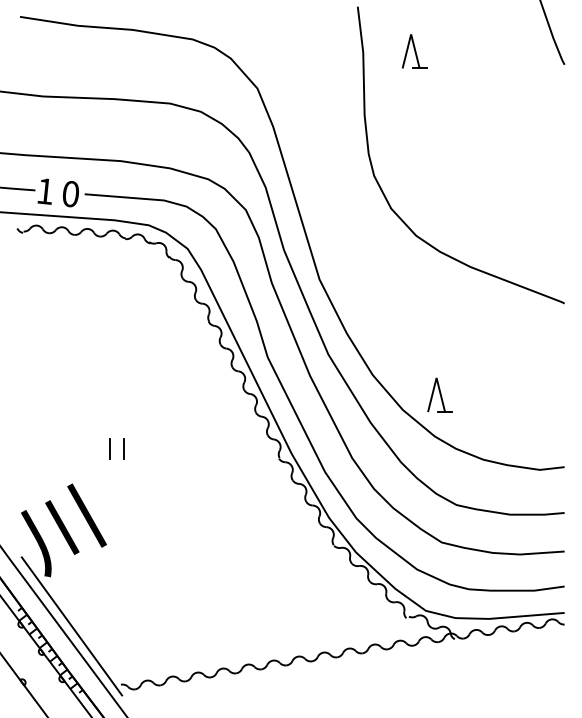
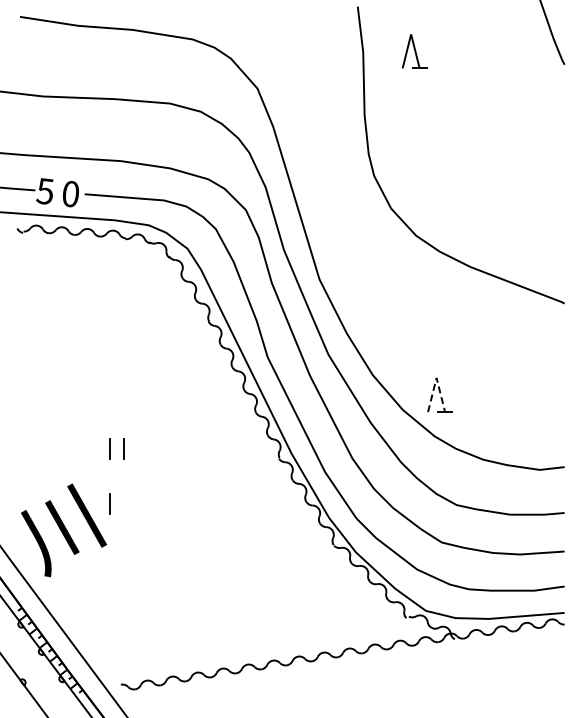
text: 1 -> 5 (44, 191)
line: solid -> dashed (436, 377)
line: none -> present (109, 503)
line: present -> none (71, 626)
